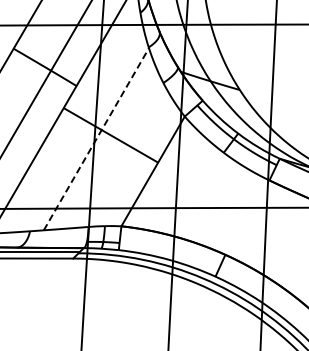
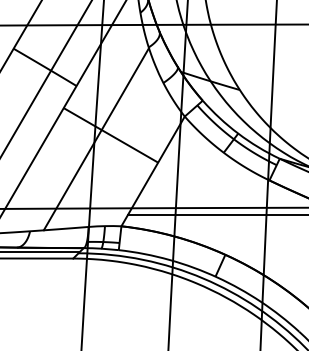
line: dashed -> solid (96, 138)
line: none -> present (216, 215)
